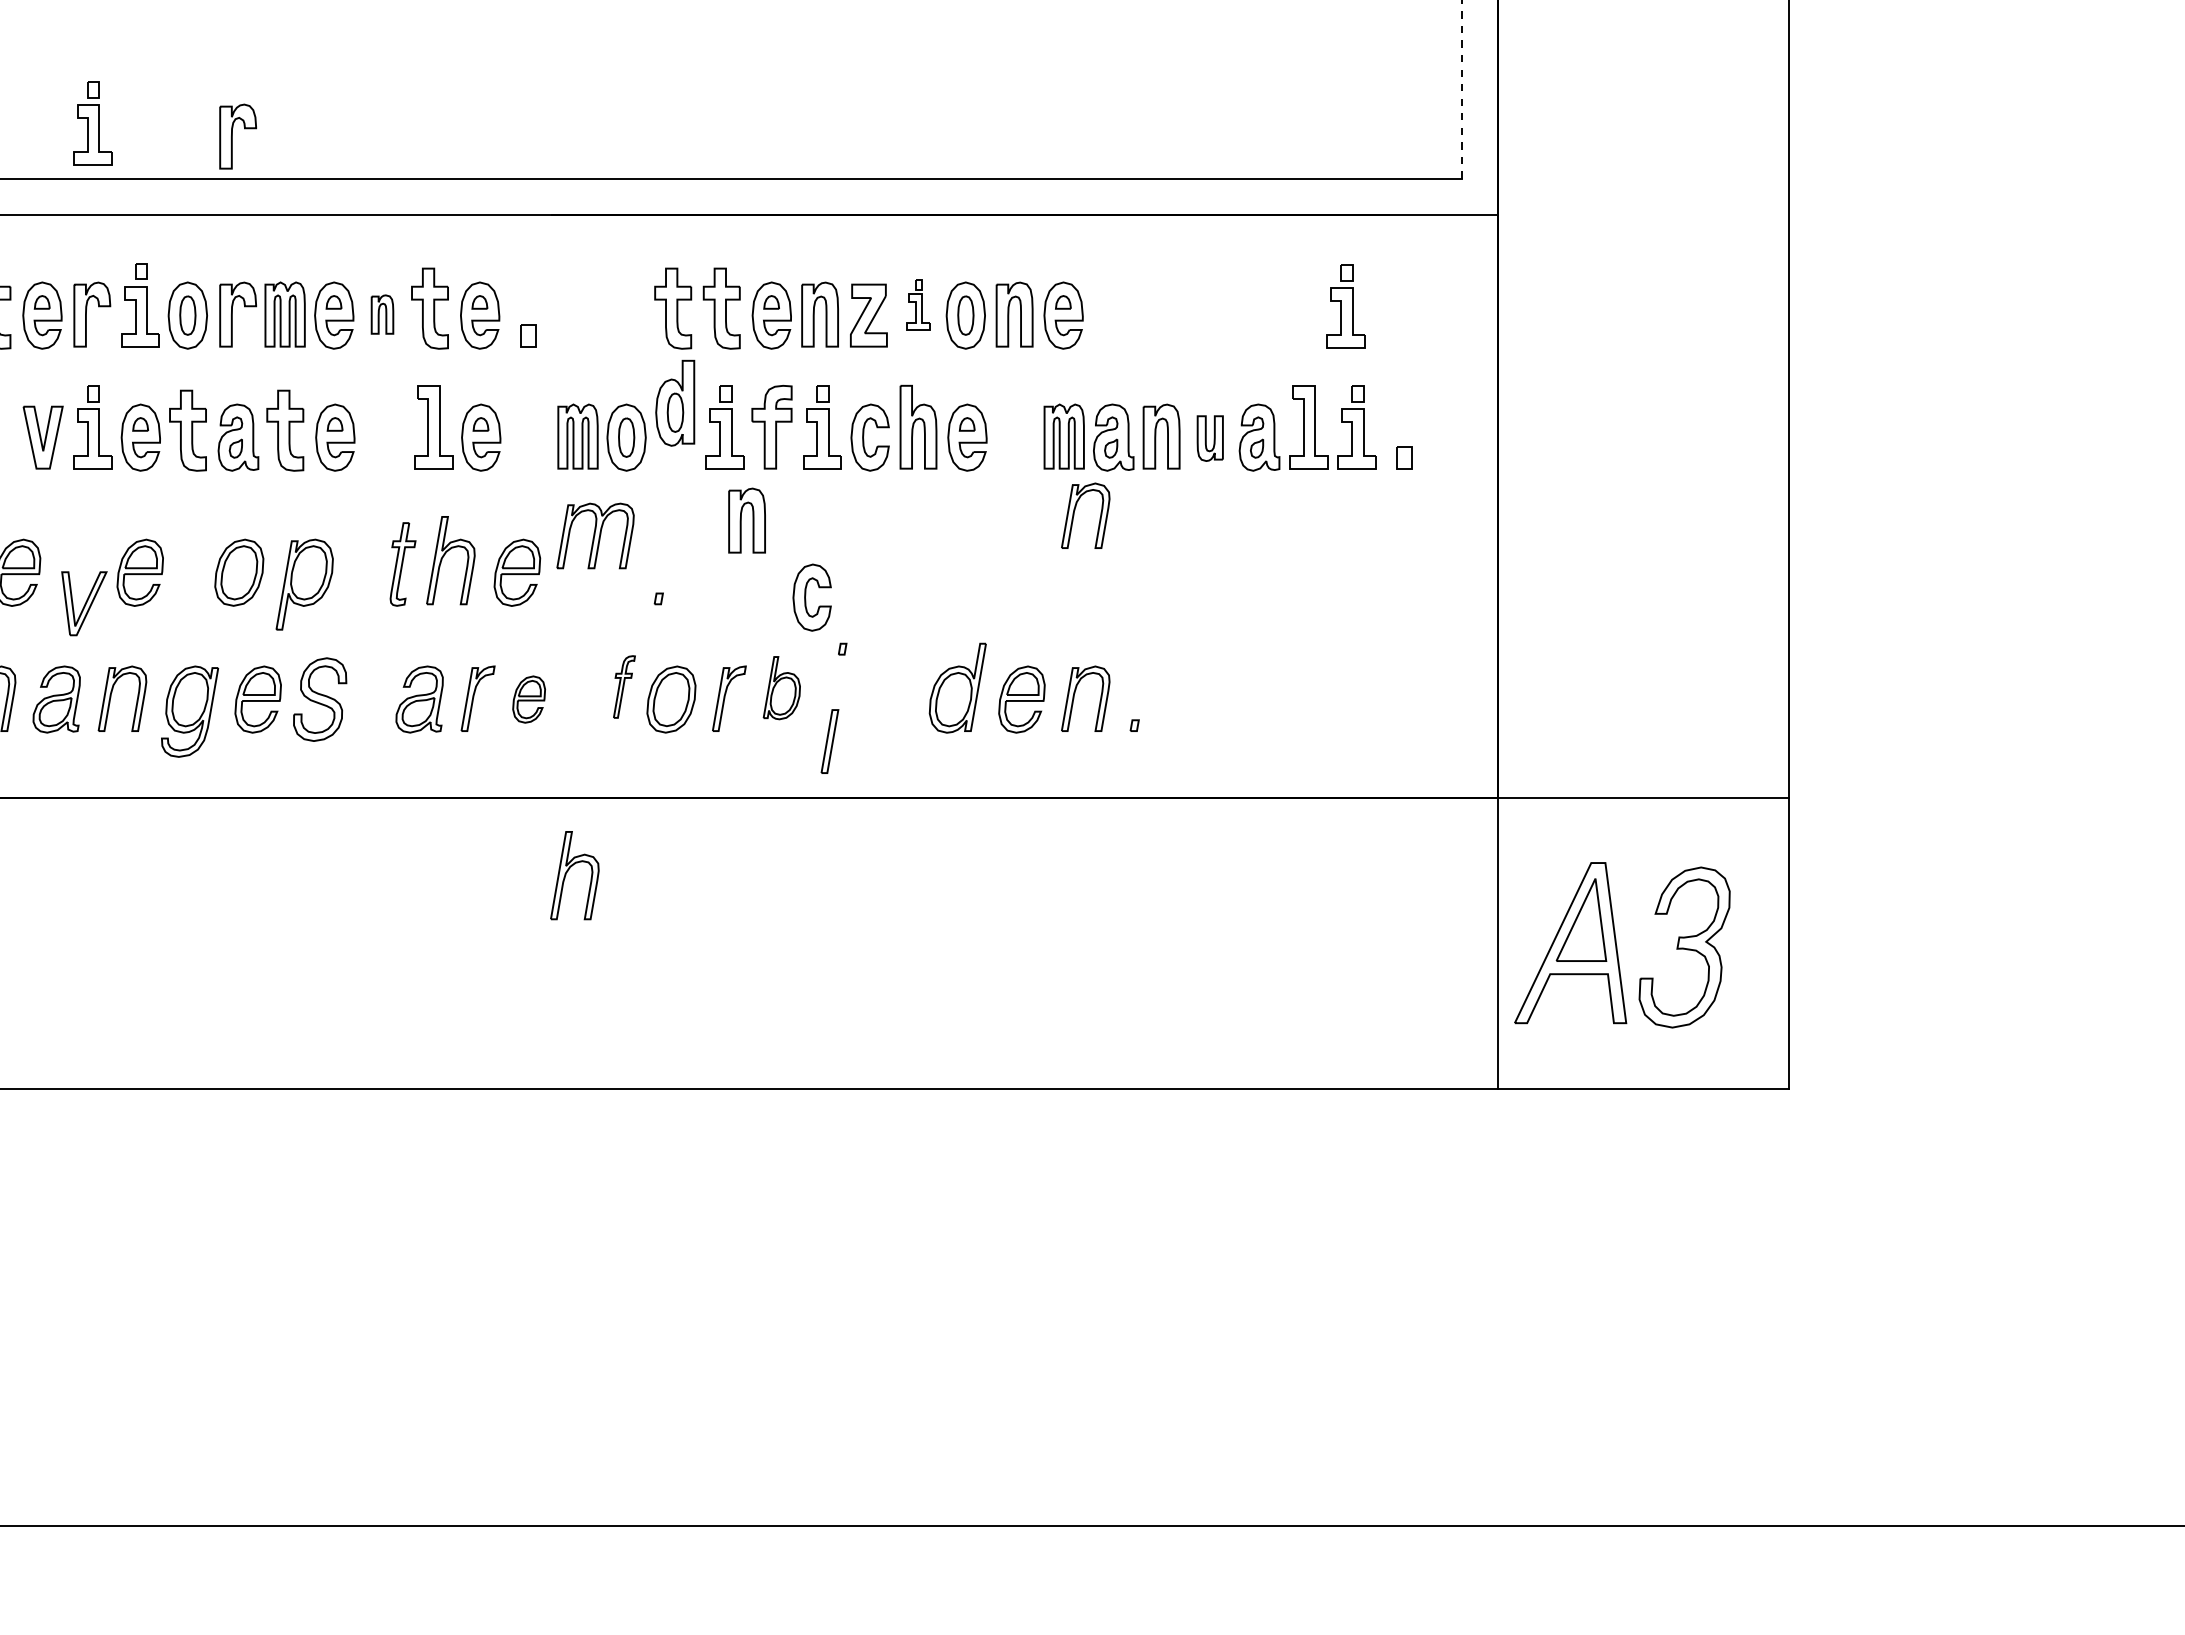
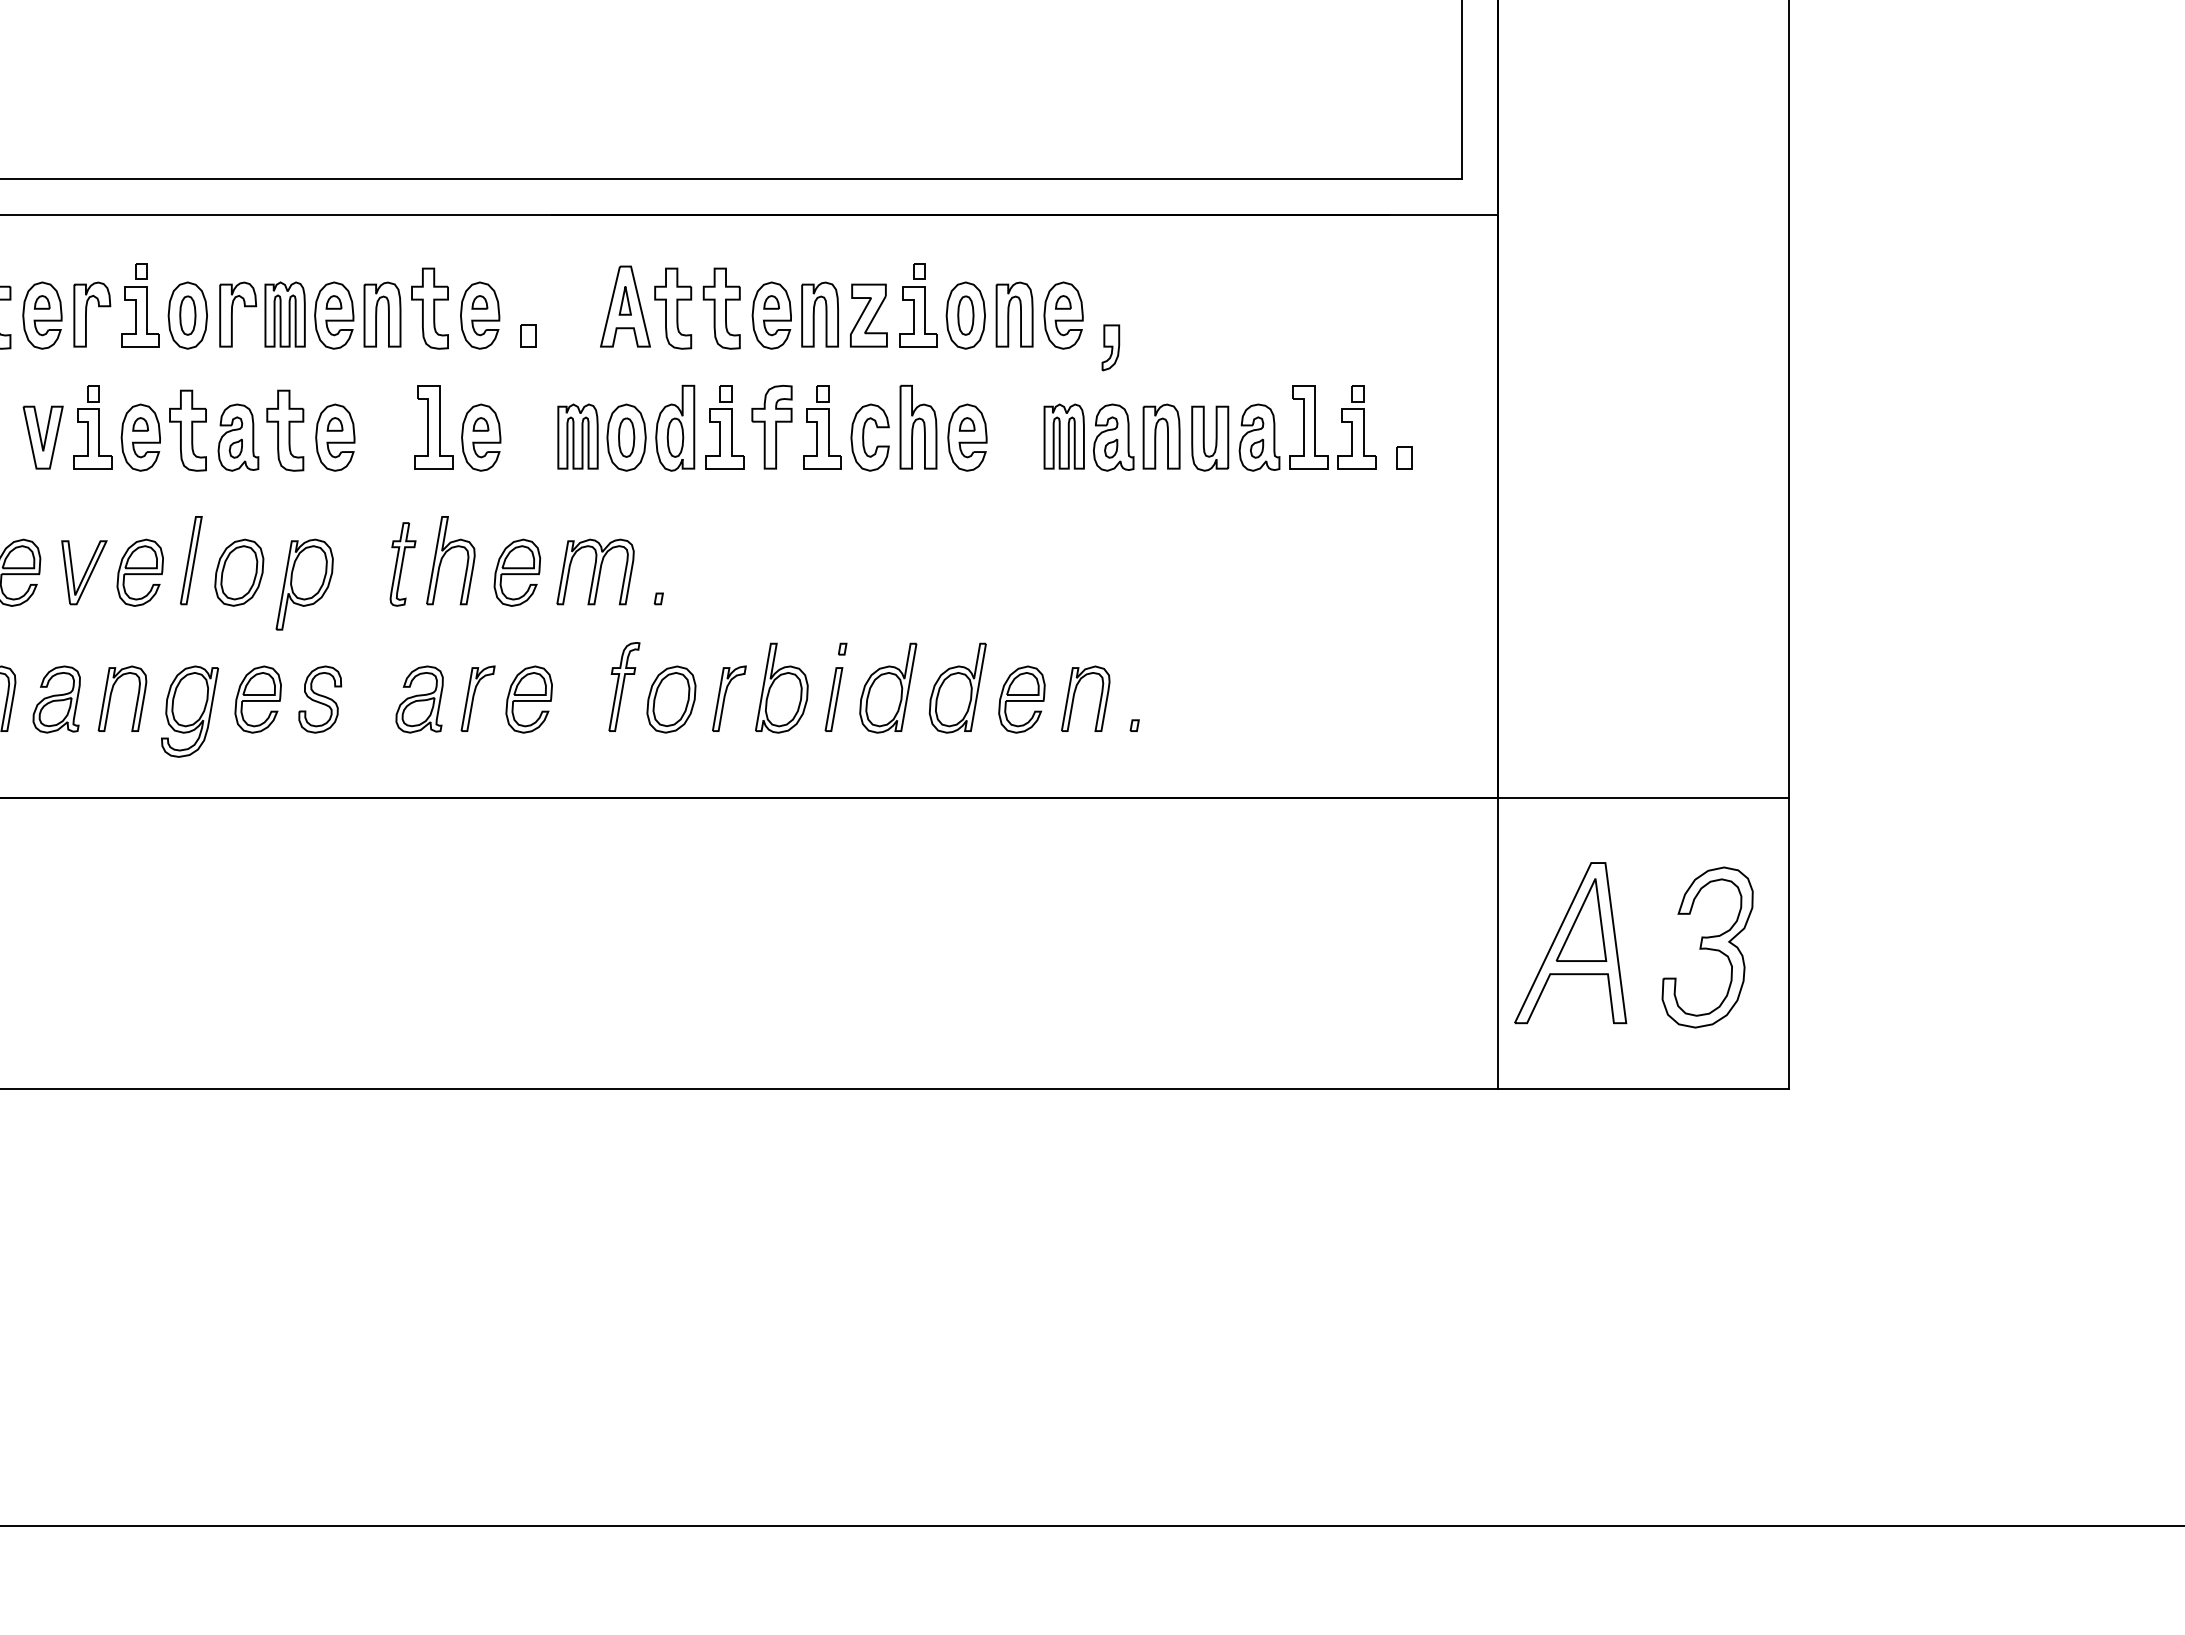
line: dashed -> solid (1461, 89)
part: present -> none (92, 123)
part: present -> none (237, 136)
part size: 25x52 px -> 39x85 px (918, 305)
part: none -> present (625, 306)
part: present -> none (1345, 306)
part size: 25x41 px -> 39x67 px (382, 314)
part: none -> present (1110, 347)
part position: (675, 402) -> (675, 427) (675, 427)
part size: 28x47 px -> 39x67 px (1210, 438)
part: present -> none (1074, 515)
part: present -> none (746, 520)
part position: (595, 535) -> (595, 571) (595, 571)
part: none -> present (191, 560)
part: present -> none (811, 597)
part position: (84, 603) -> (84, 572) (84, 572)
part size: 23x64 px -> 33x90 px (624, 686)
part: none -> present (888, 687)
part size: 39x65 px -> 54x92 px (781, 687)
part size: 55x85 px -> 45x69 px (320, 699)
part size: 34x49 px -> 48x69 px (528, 699)
part position: (829, 741) -> (833, 699) (833, 699)
part: present -> none (568, 871)
part position: (1684, 947) -> (1707, 947) (1707, 947)
